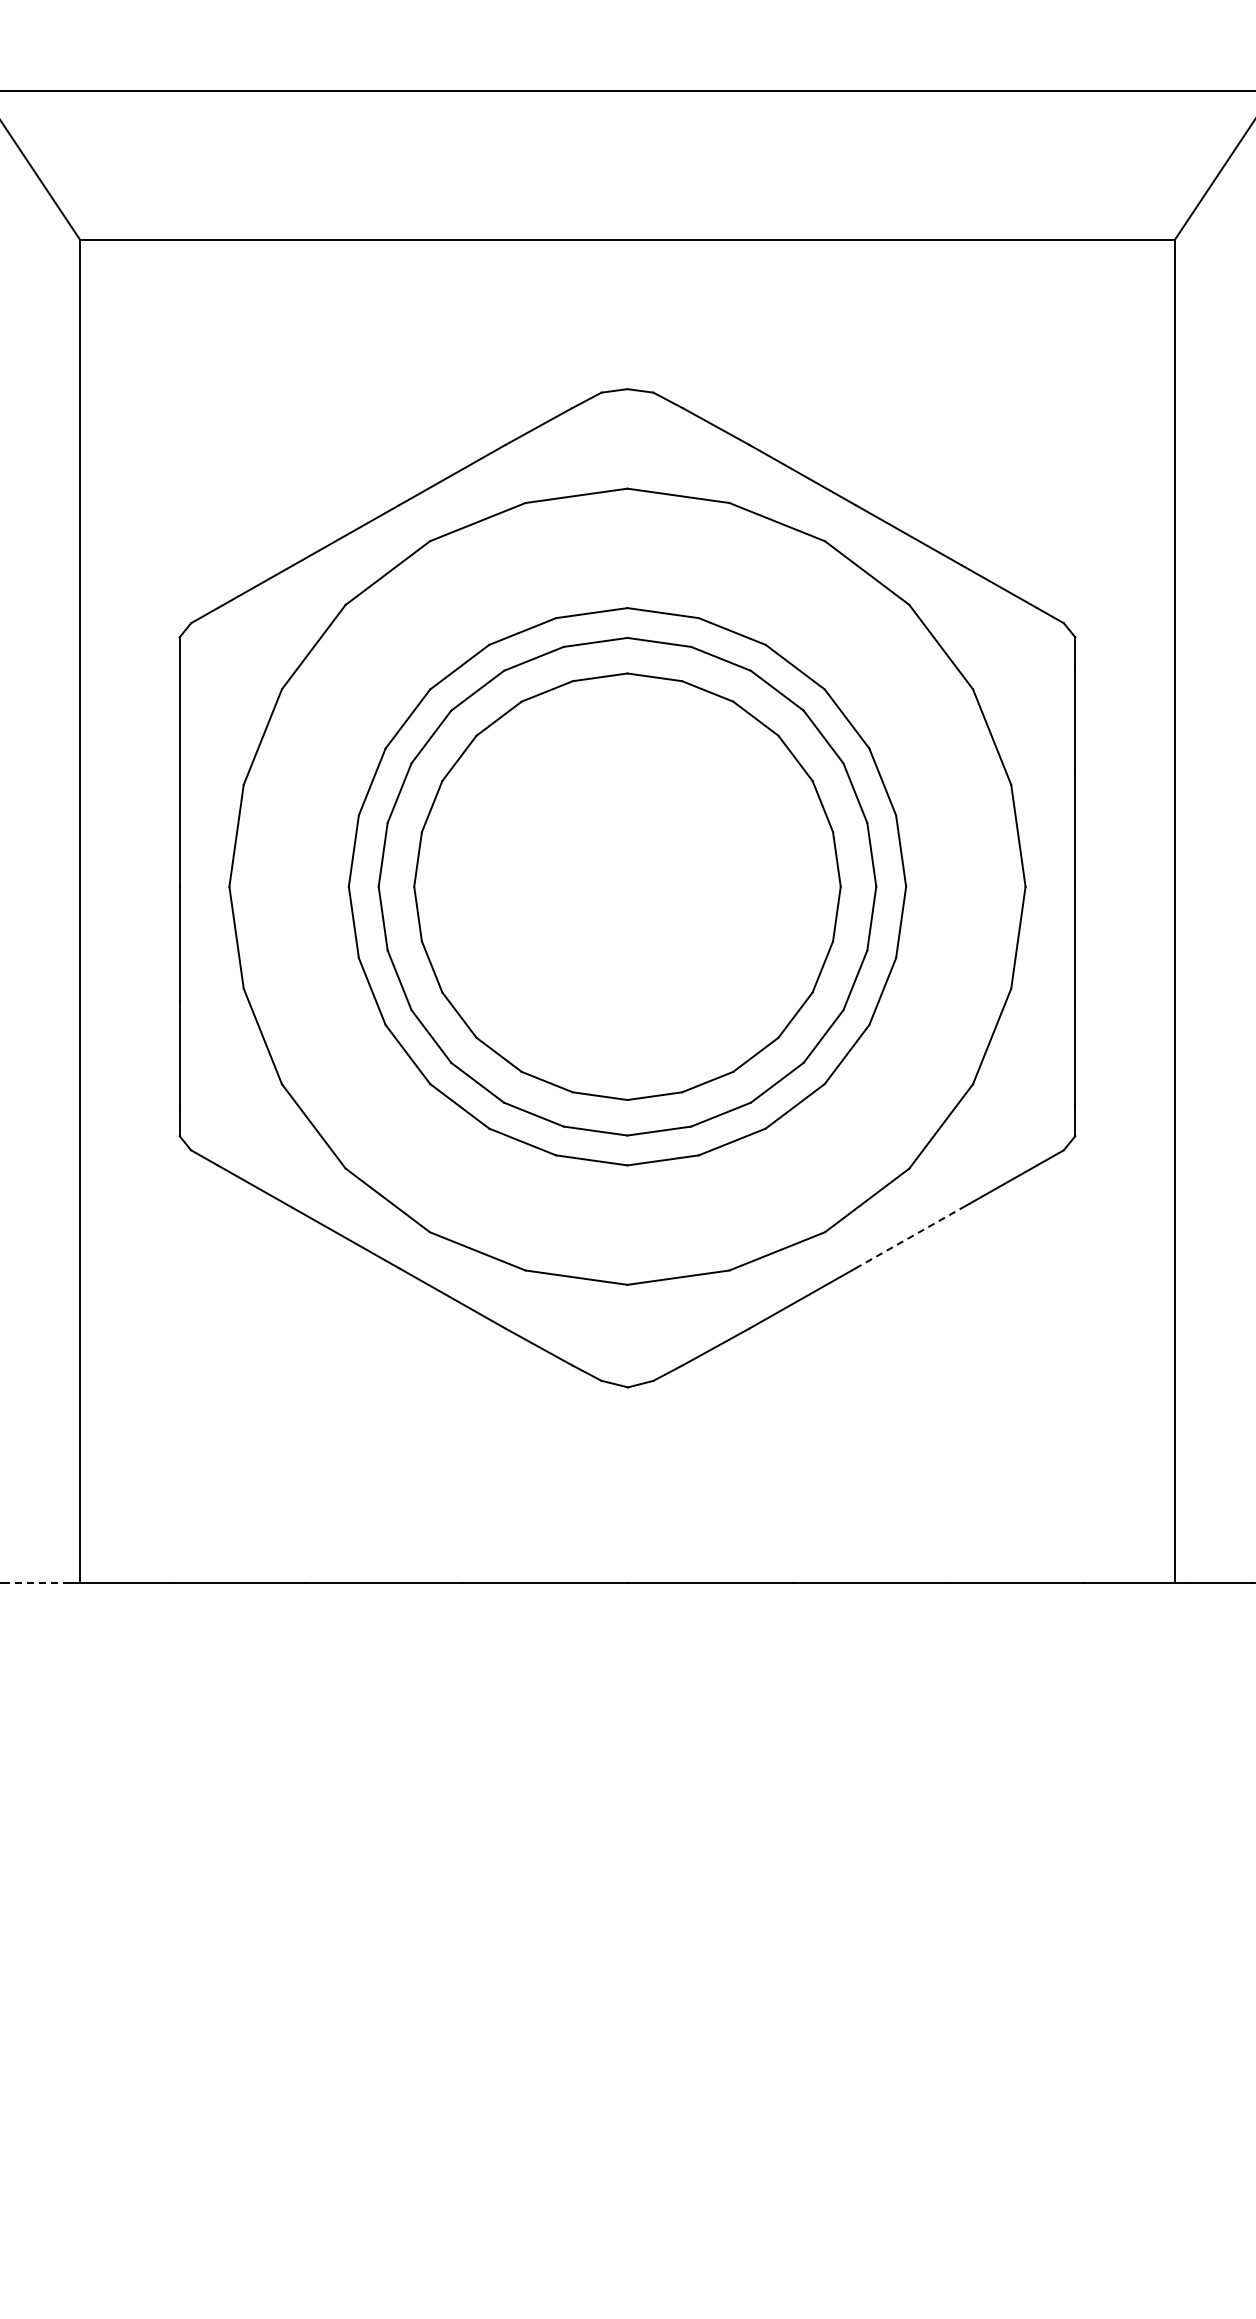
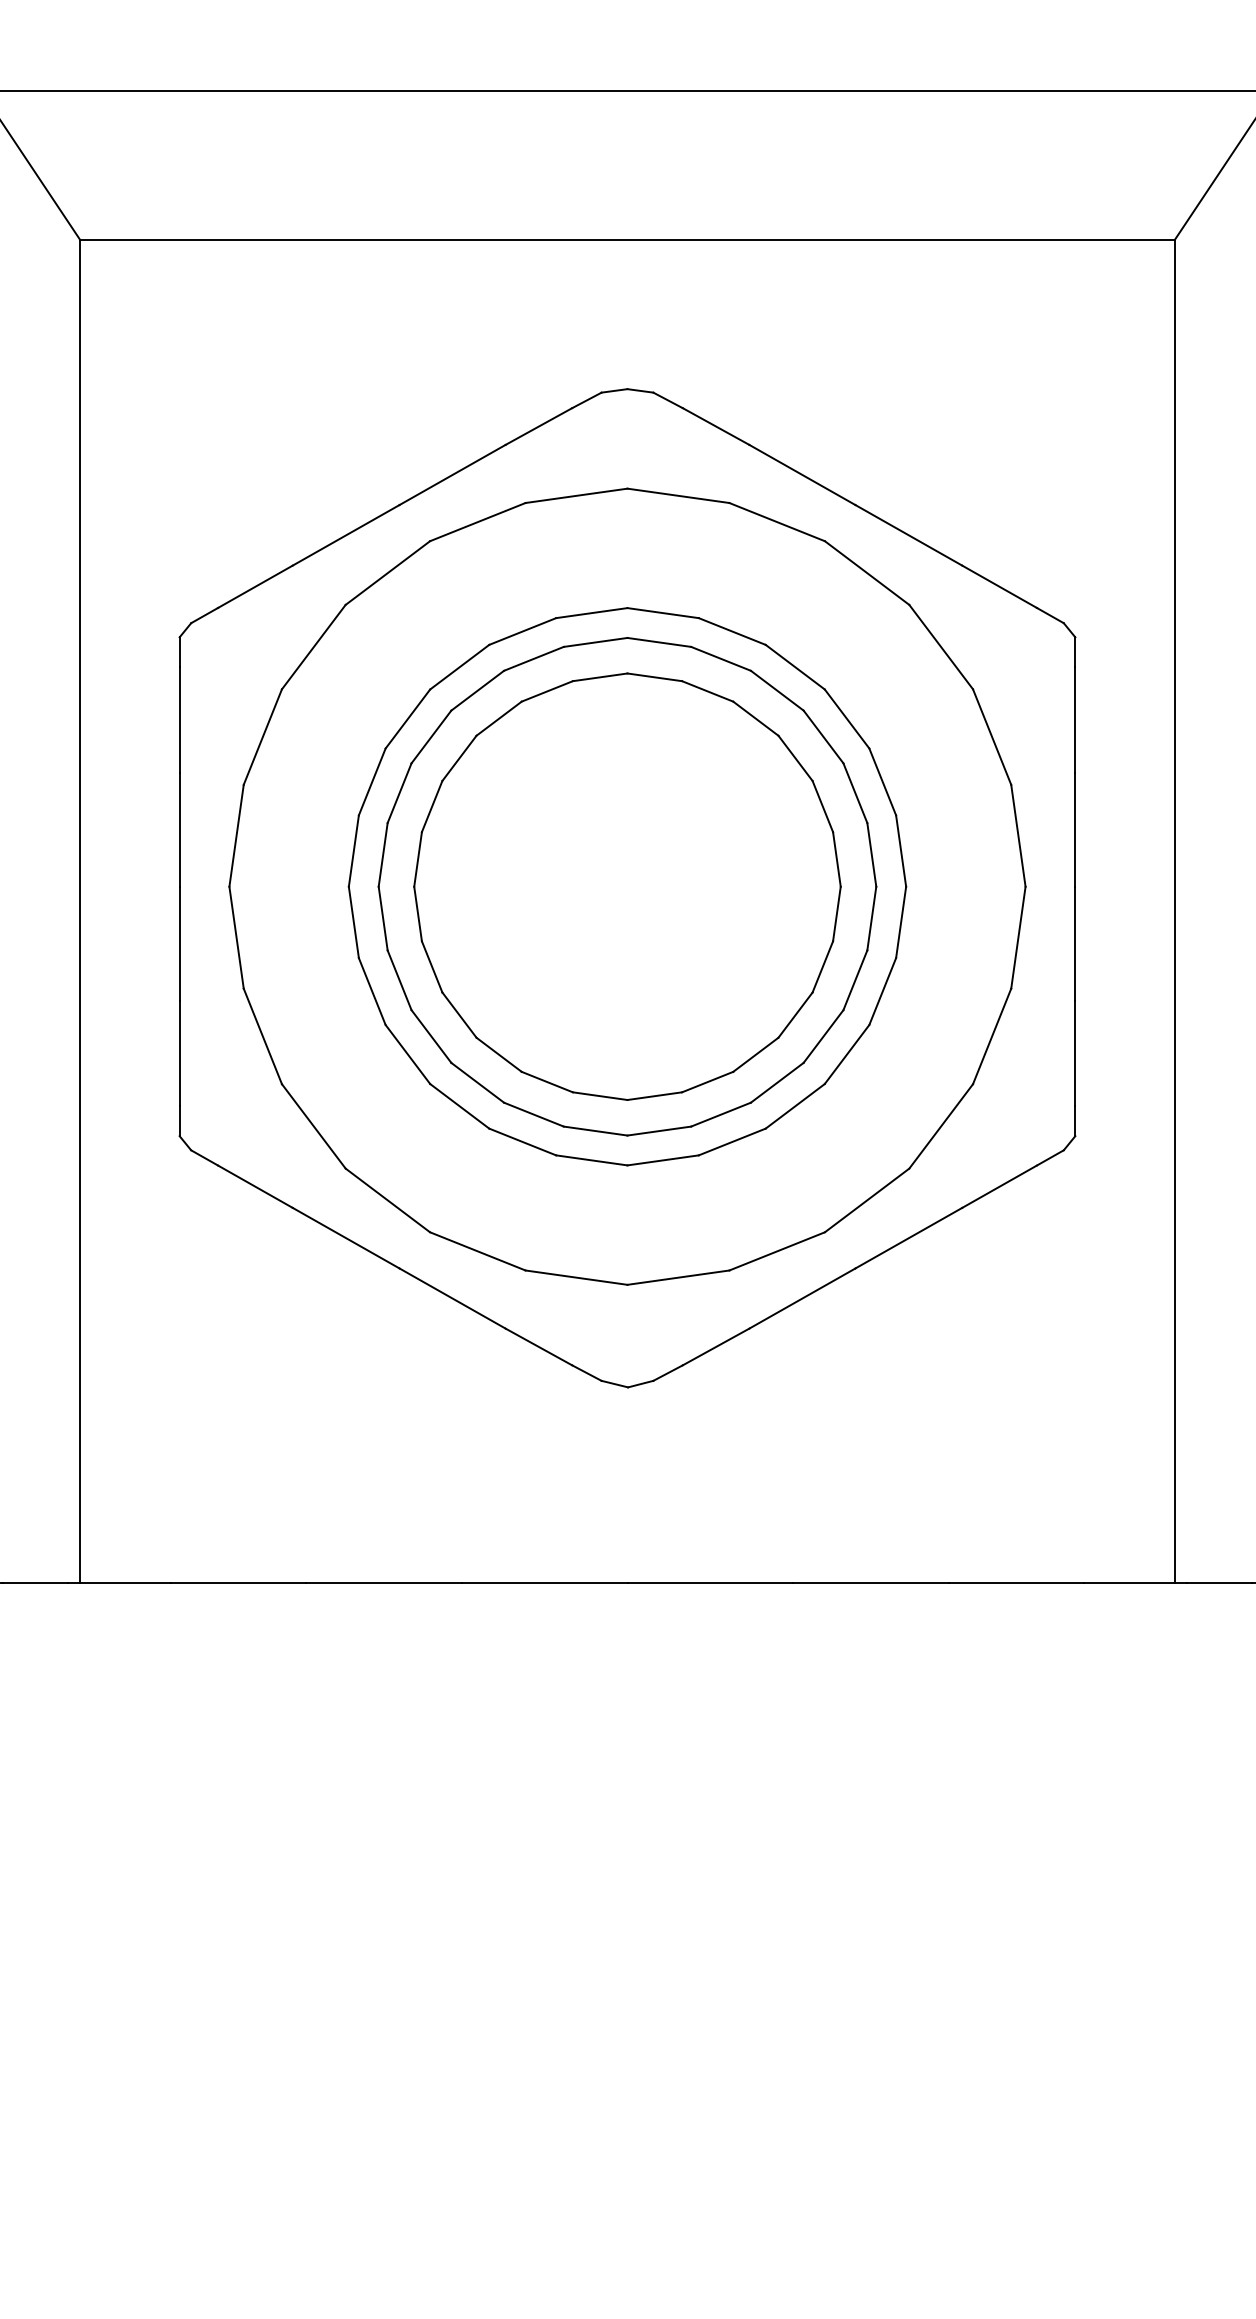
line: dashed -> solid (909, 1237)
line: dashed -> solid (36, 1583)
